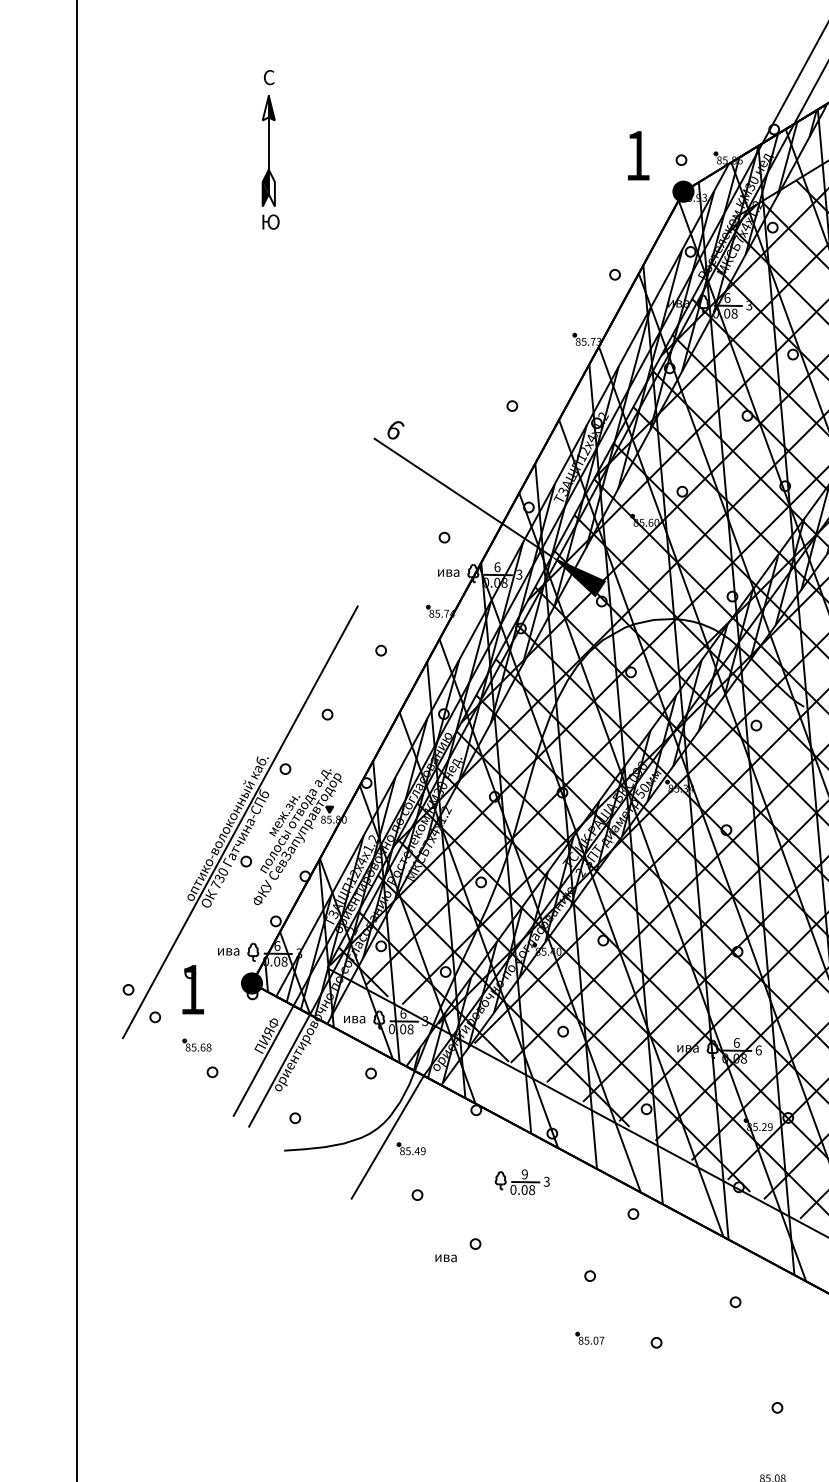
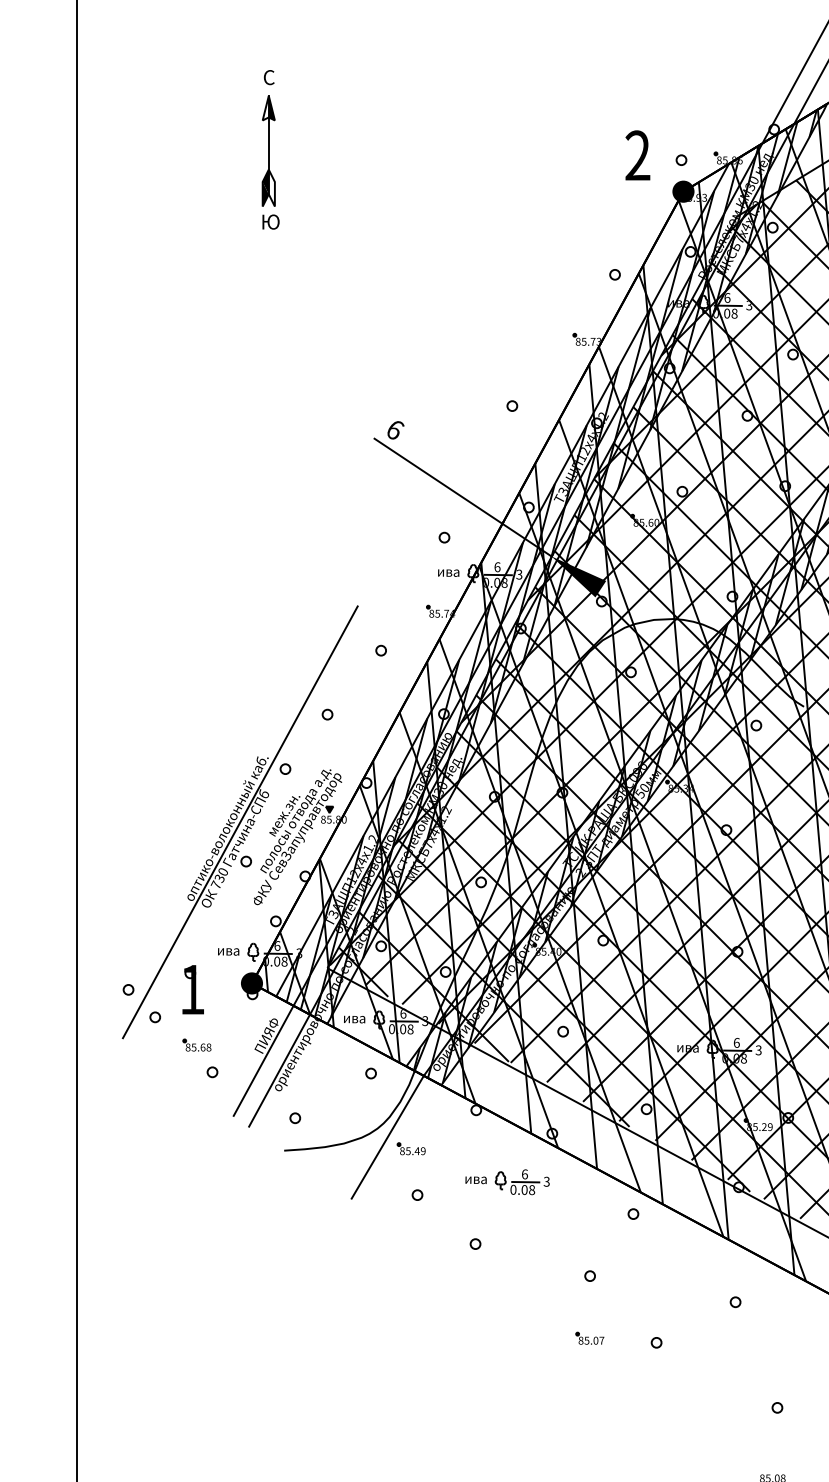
text: 1 -> 2 (637, 155)
text: 6 -> 3 (758, 1050)
text: 9 -> 6 (524, 1174)
text position: (445, 1258) -> (475, 1180) (475, 1180)
